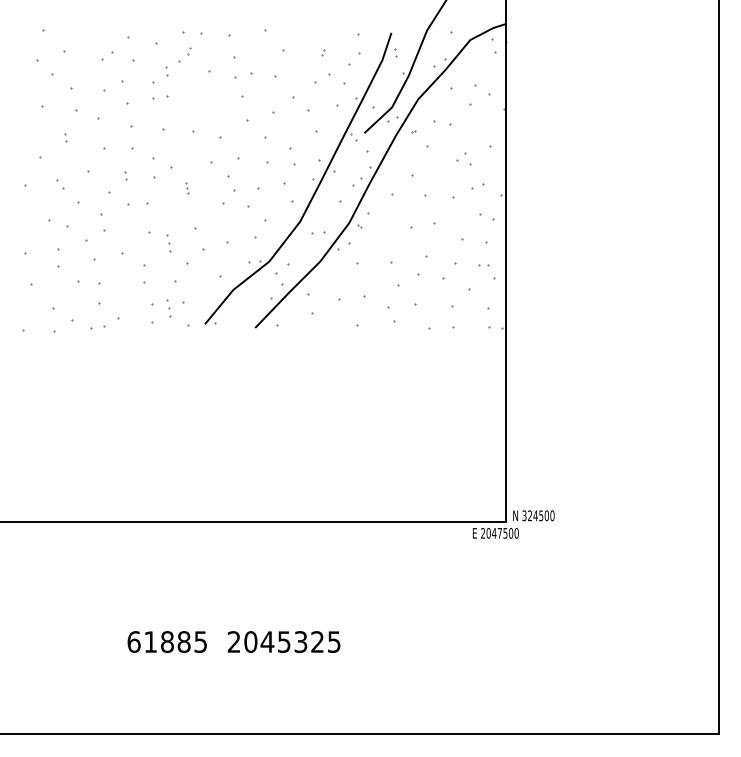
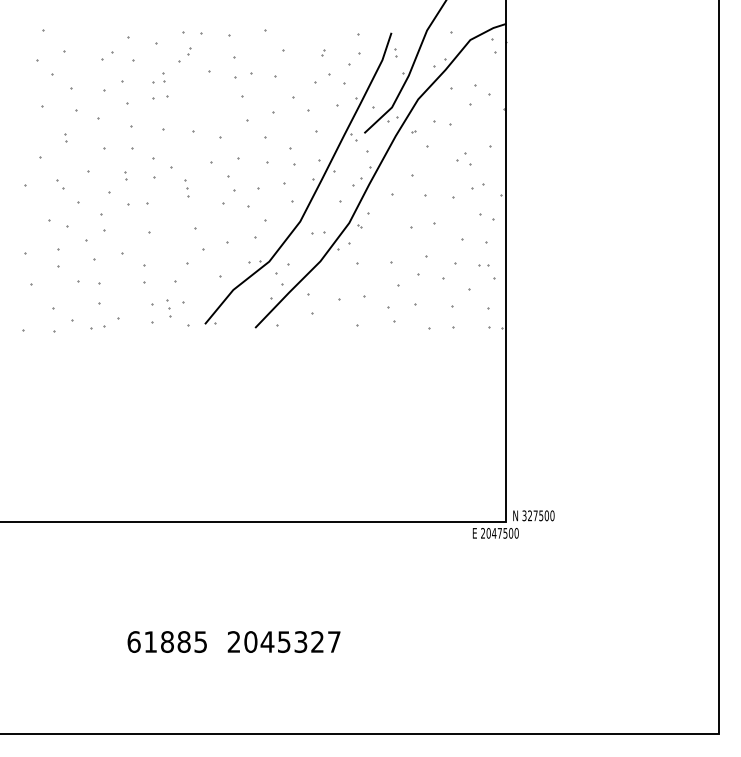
part position: (166, 71) -> (163, 77) (163, 77)
part size: 5x13 px -> 6x19 px (186, 188)
part: present -> none (168, 243)
text: 324500 -> 327500 (535, 515)
text: 2045325 -> 2045327 (334, 641)
